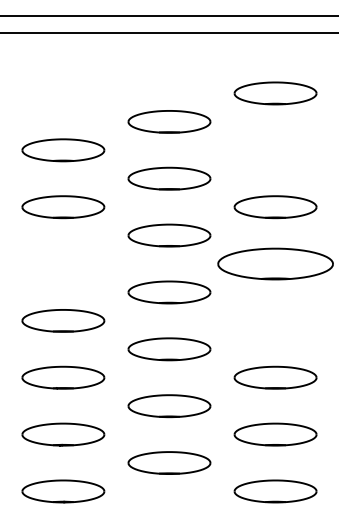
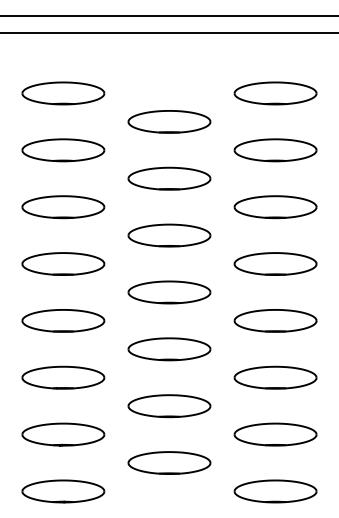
part: none -> present (63, 93)
part: none -> present (275, 150)
part: none -> present (63, 263)
part size: 117x34 px -> 85x24 px (275, 263)
part: none -> present (275, 320)
